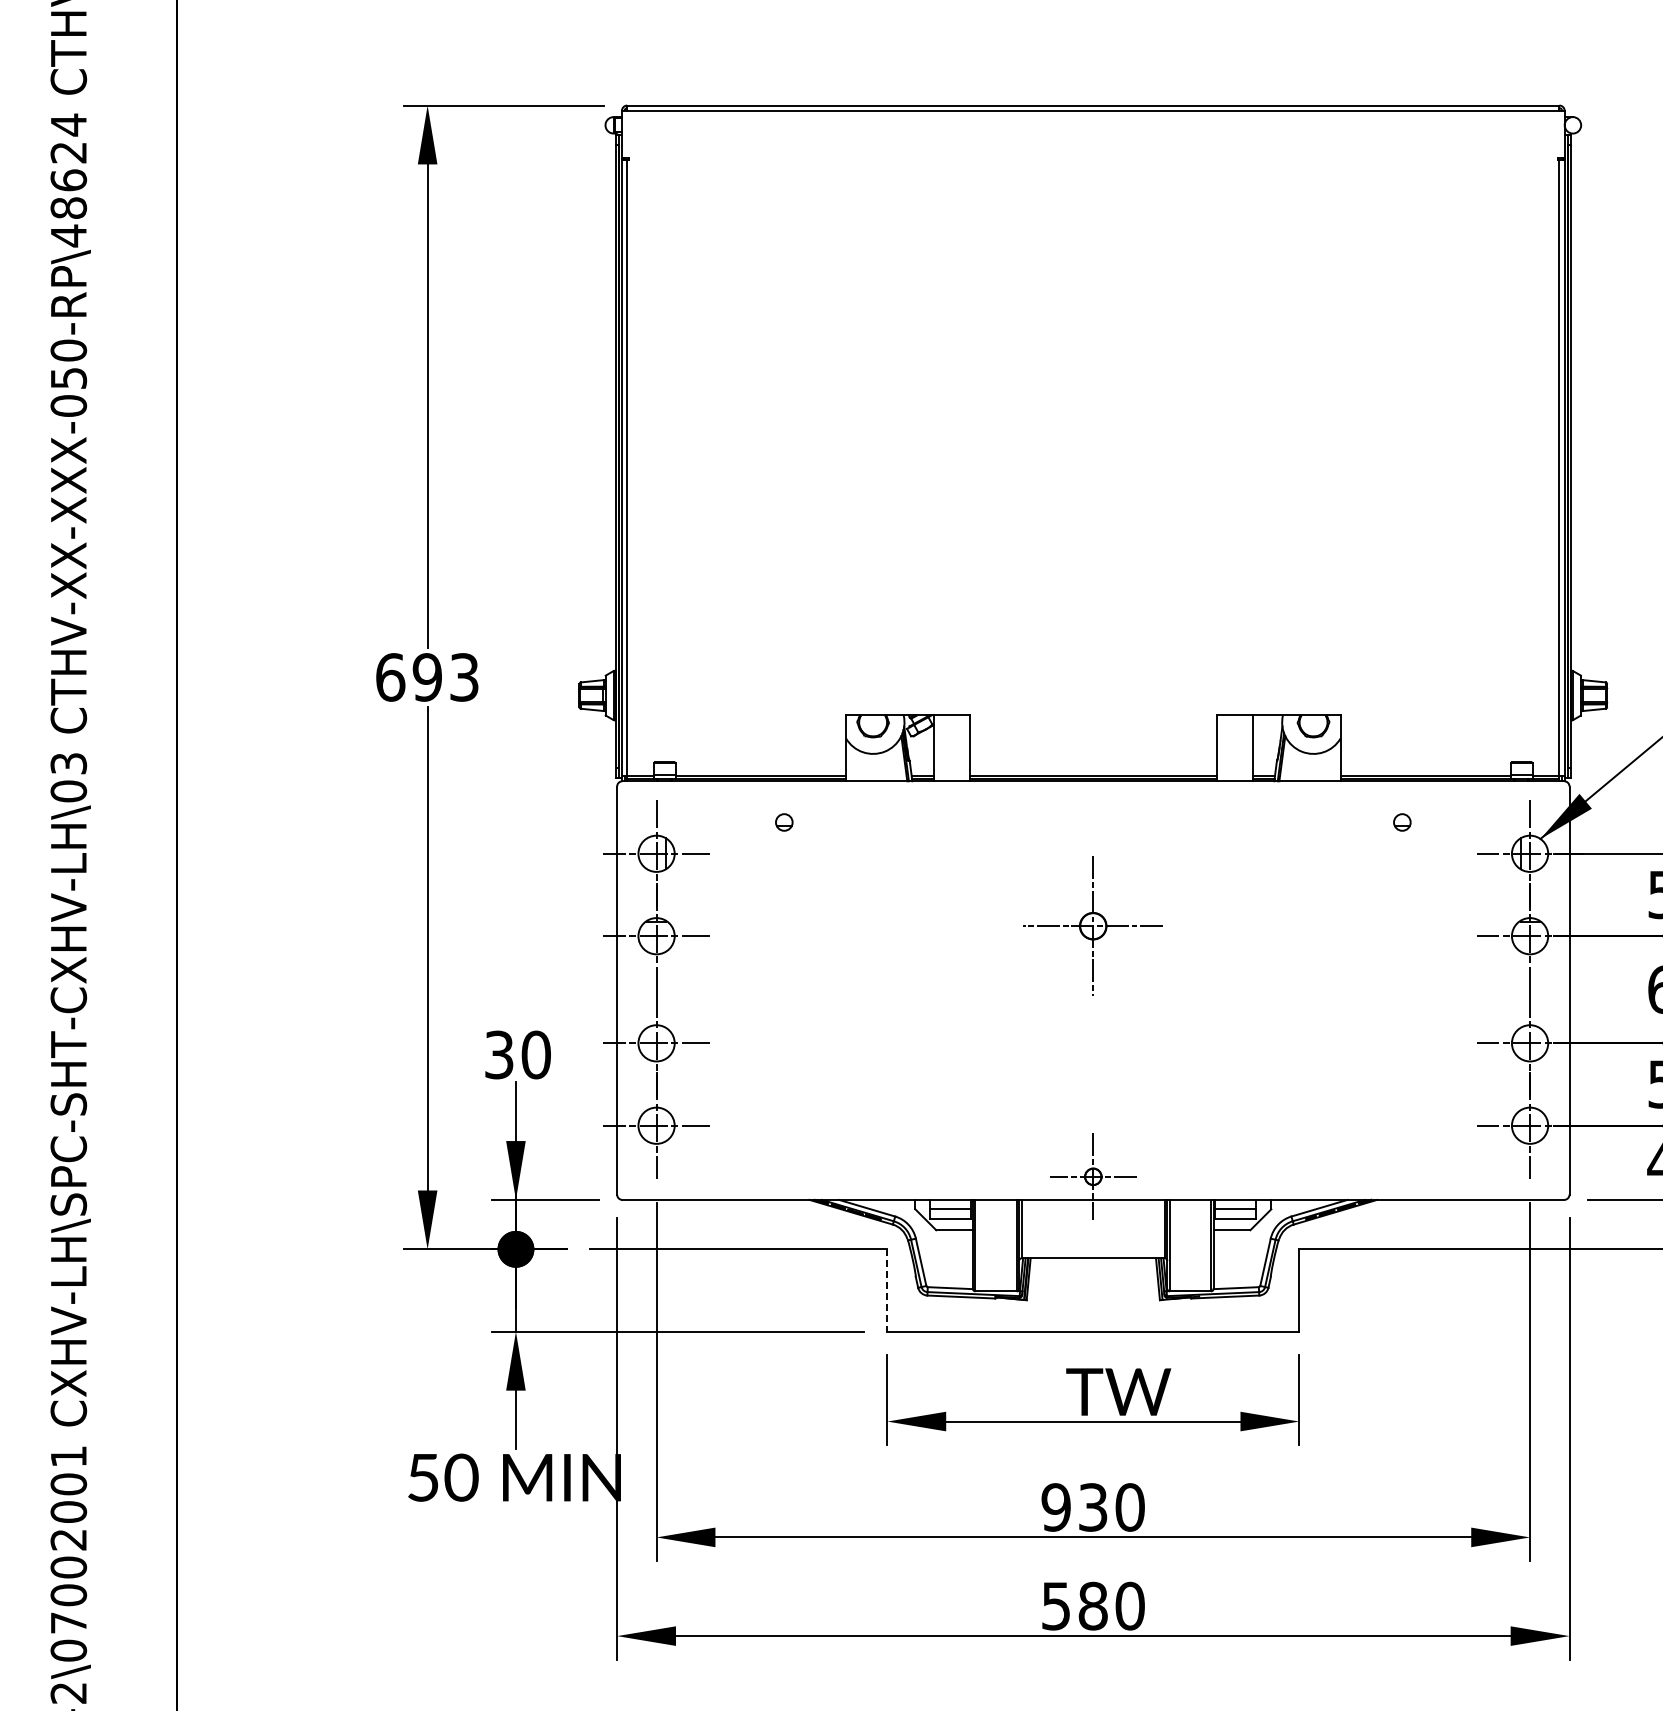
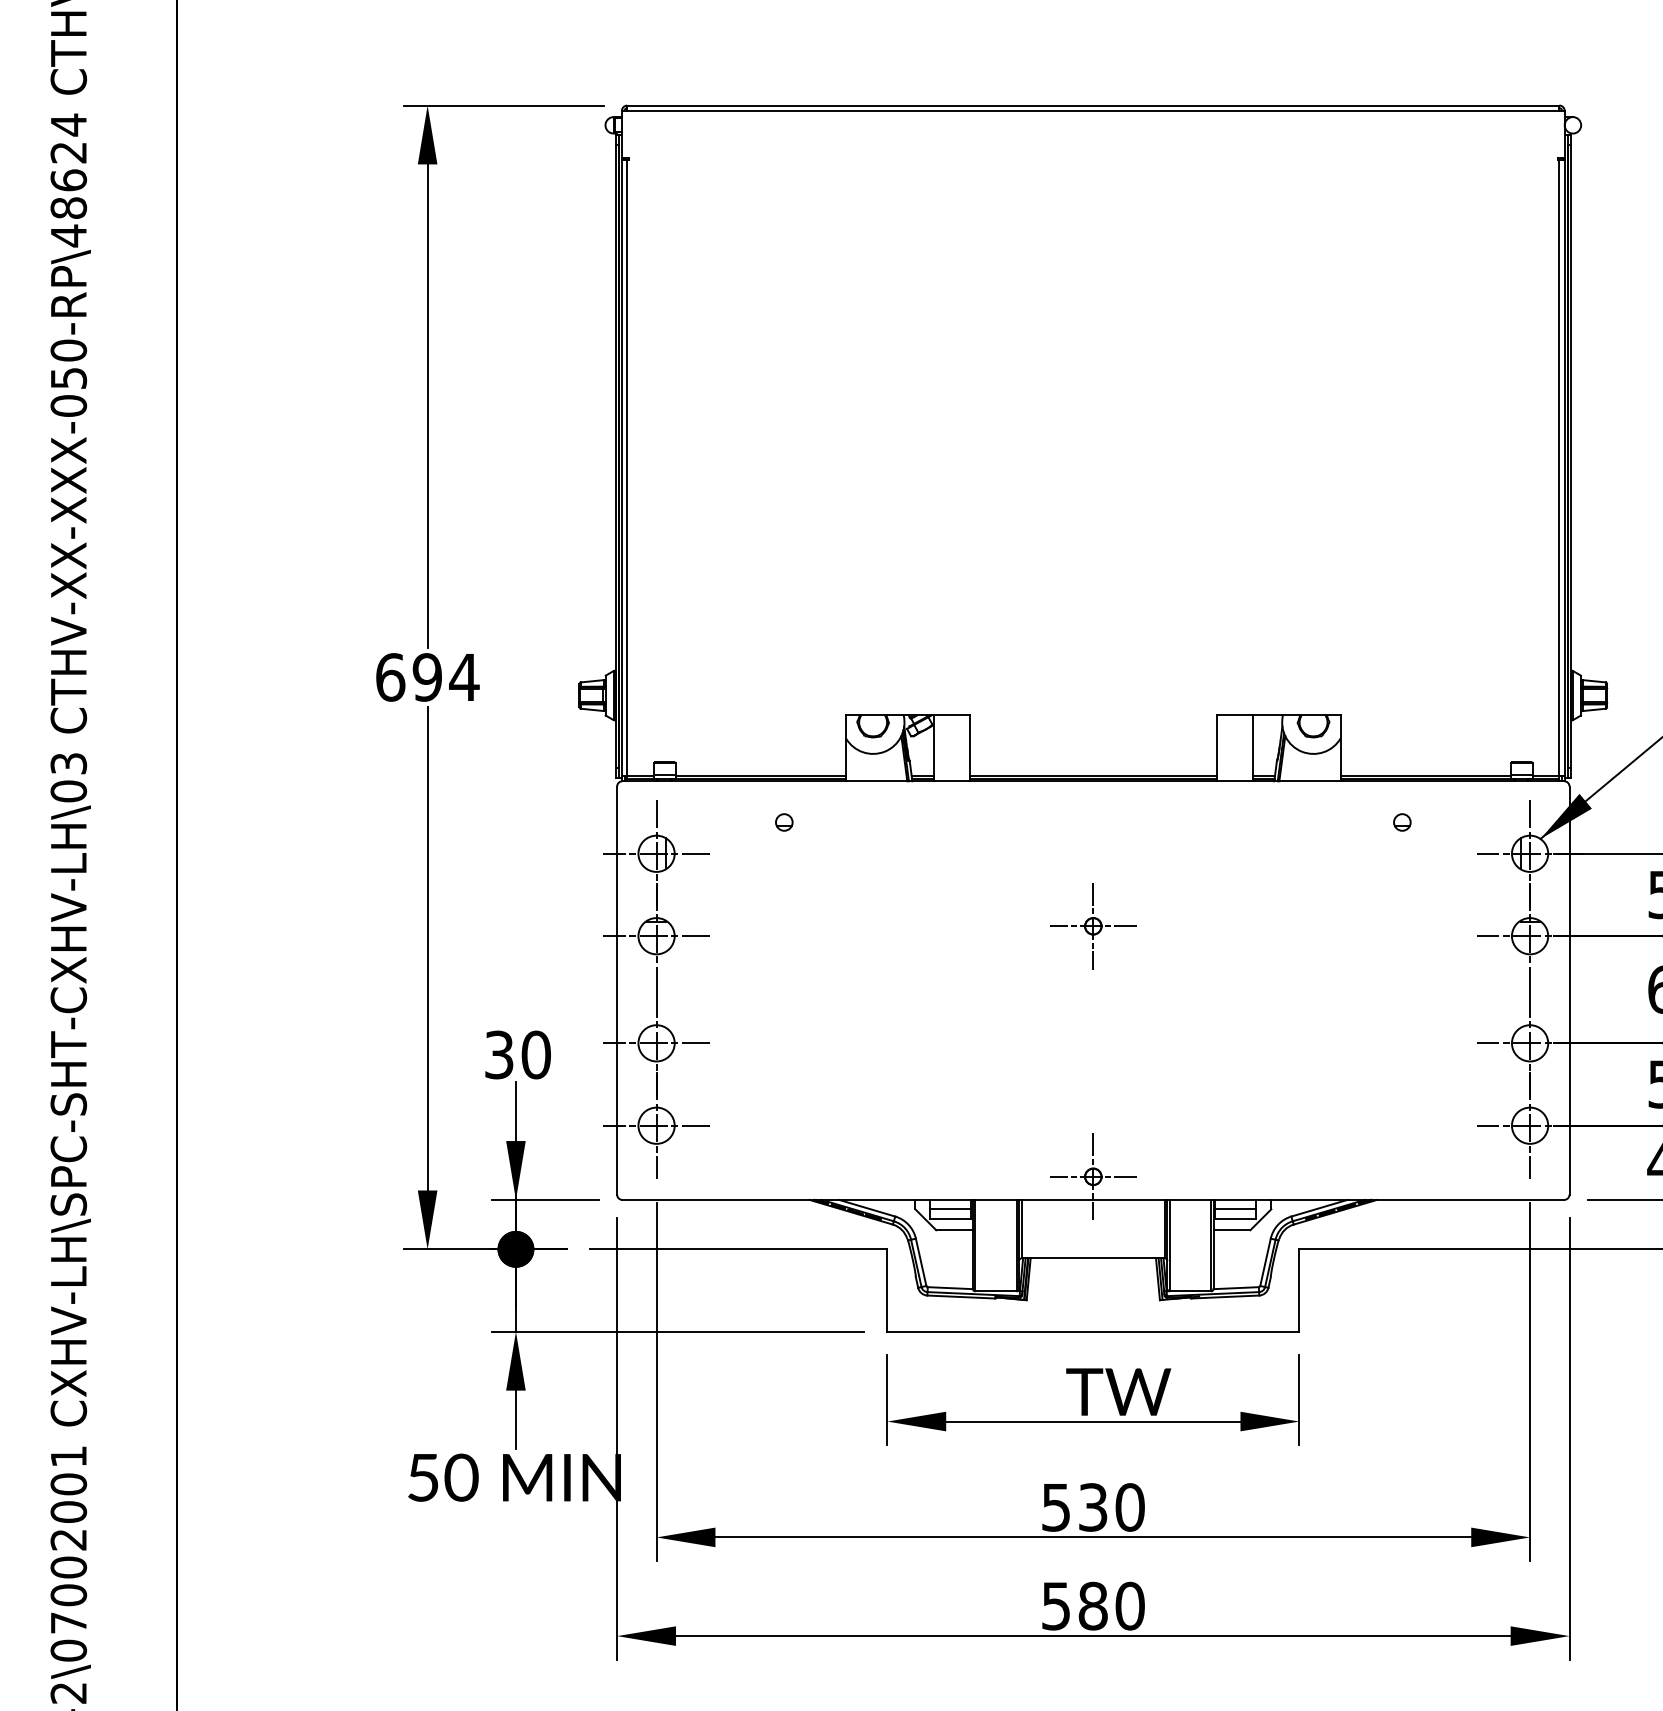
text: 693 -> 694 (464, 677)
part size: 140x140 px -> 87x87 px (1093, 926)
line: dashed -> solid (887, 1291)
text: 930 -> 530 (1055, 1507)
